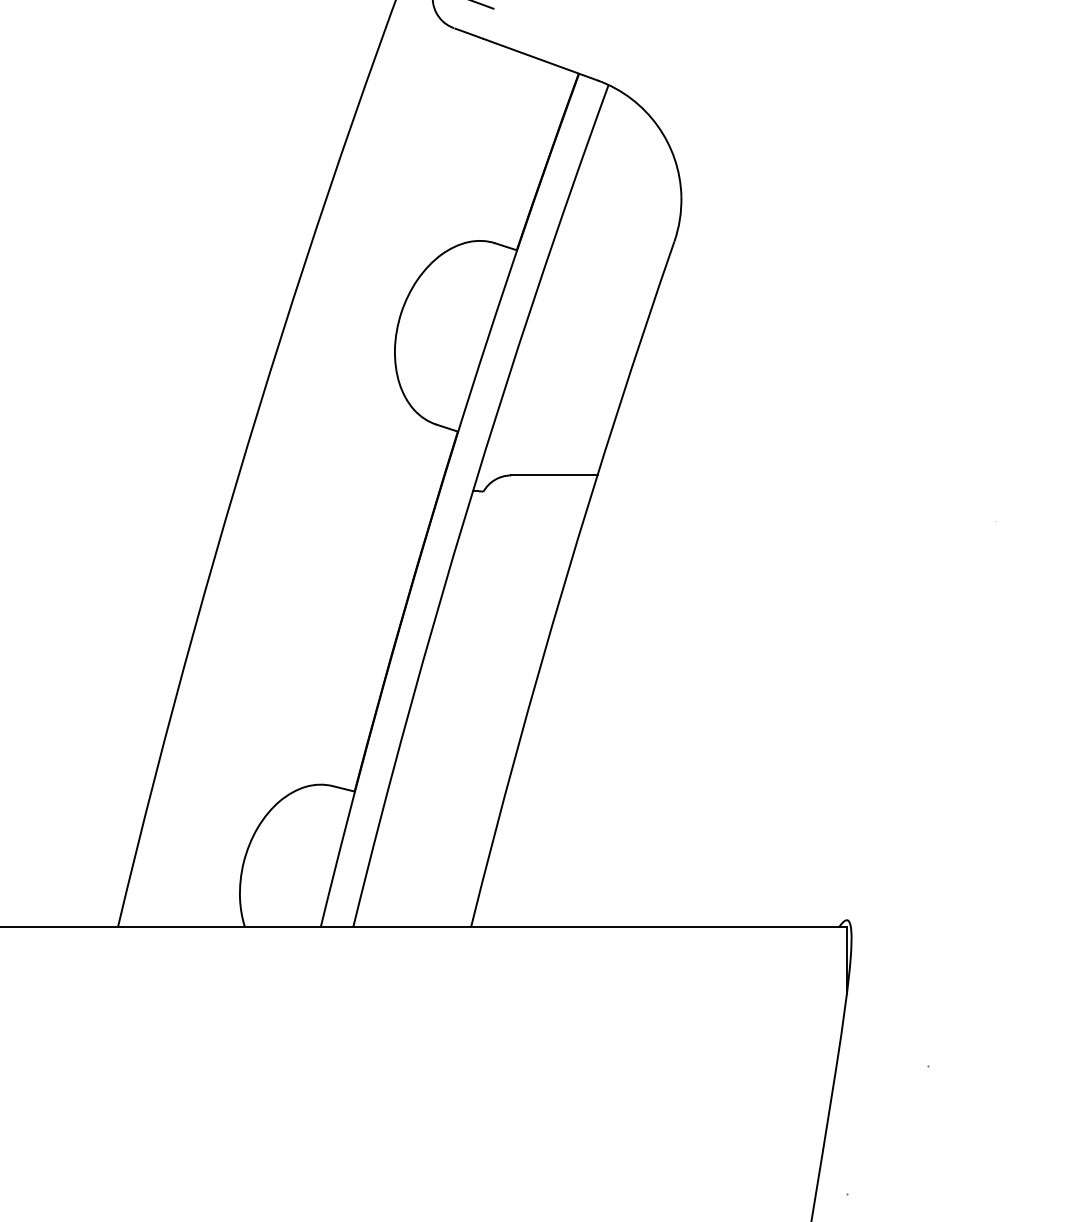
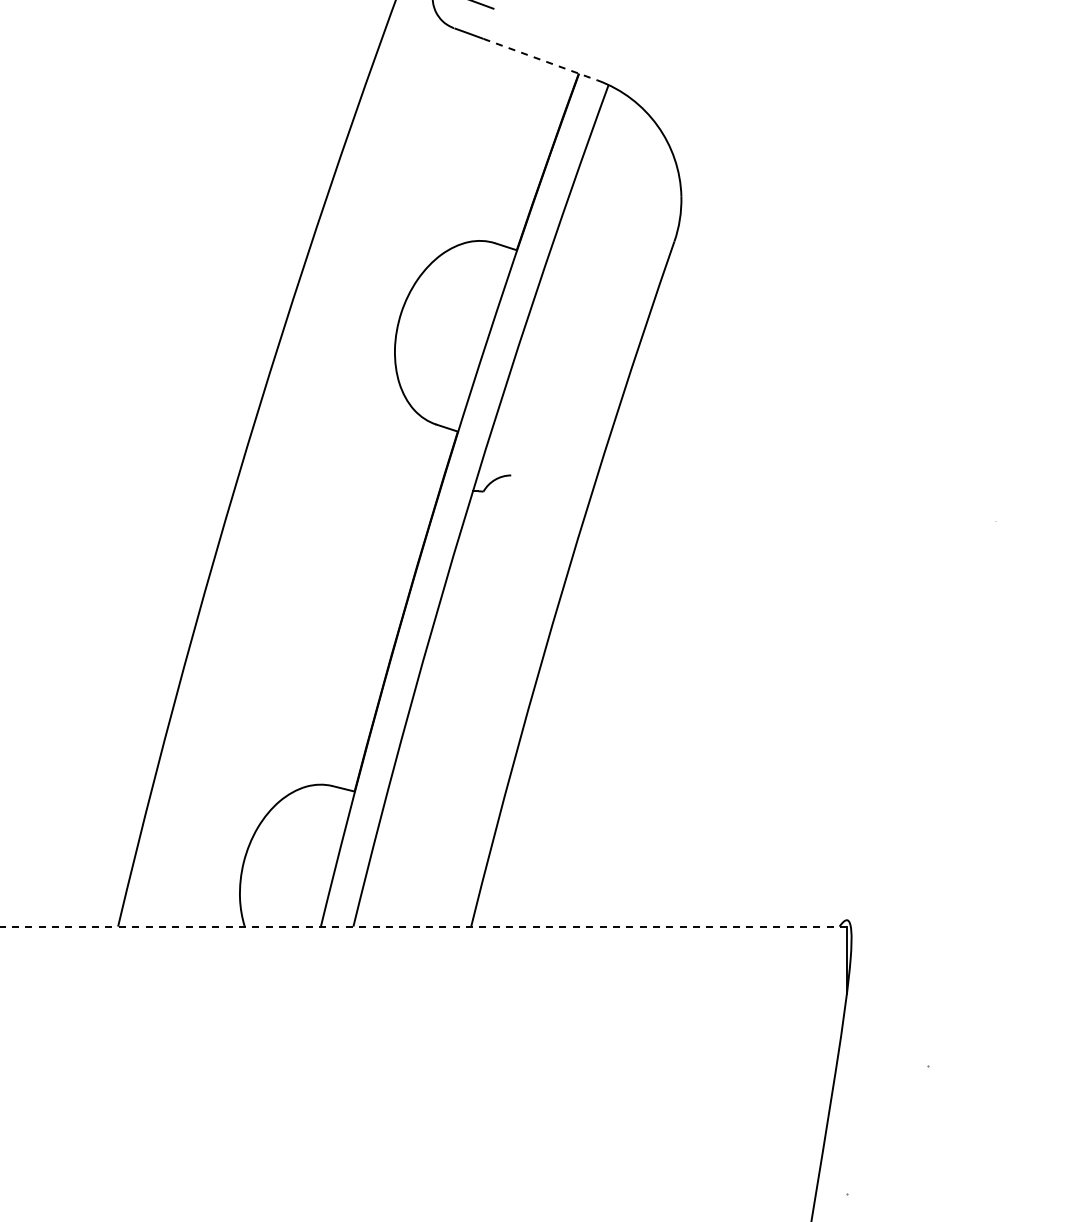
line: solid -> dashed (540, 59)
line: present -> none (554, 475)
line: solid -> dashed (423, 926)
